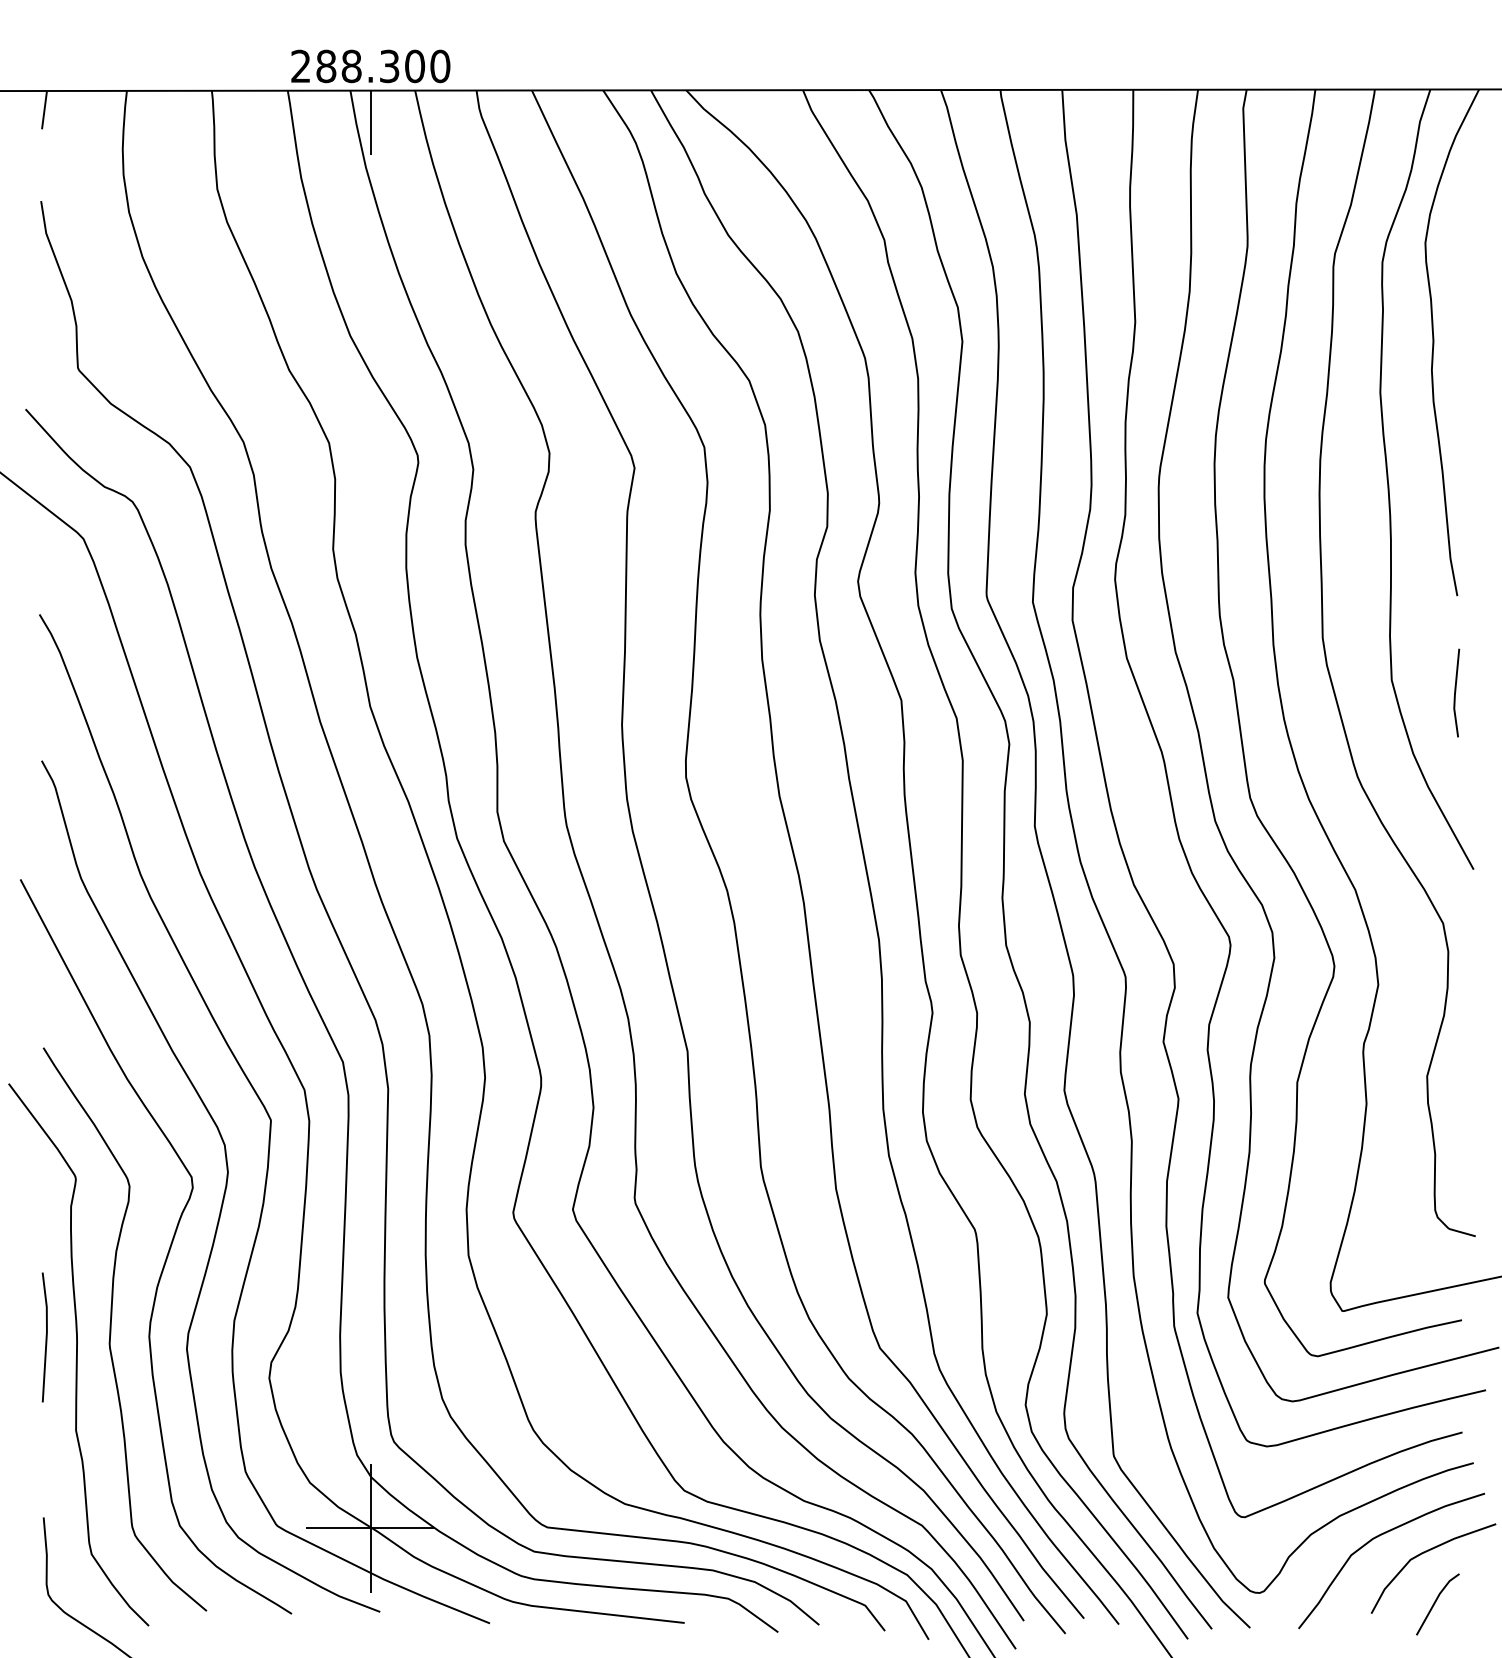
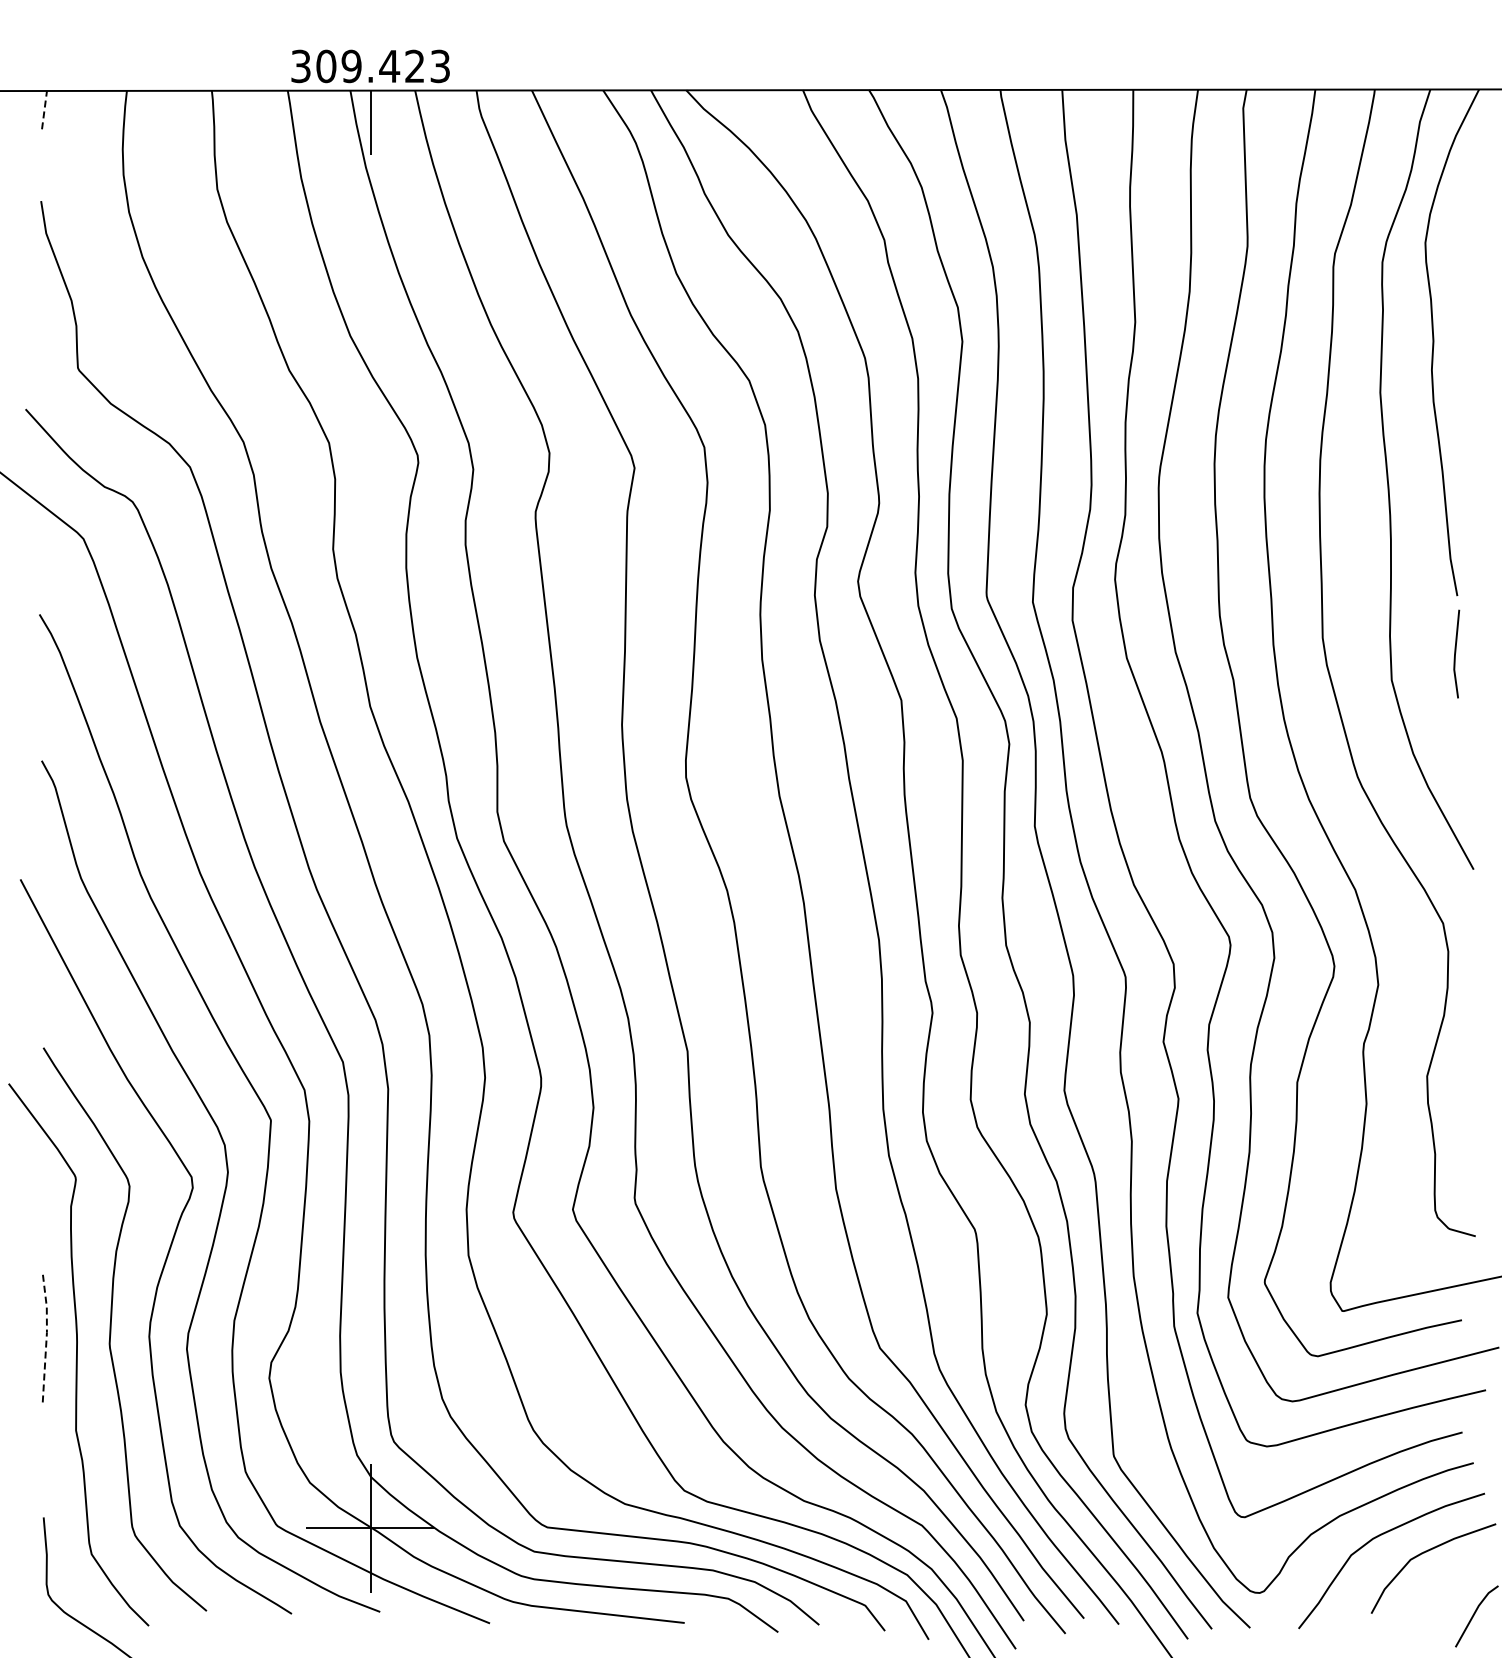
text: 288.300 -> 309.423 (370, 66)
line: solid -> dashed (44, 109)
line position: (1456, 691) -> (1456, 652) (1456, 652)
line: solid -> dashed (46, 1335)
line position: (1435, 1603) -> (1474, 1615) (1474, 1615)
